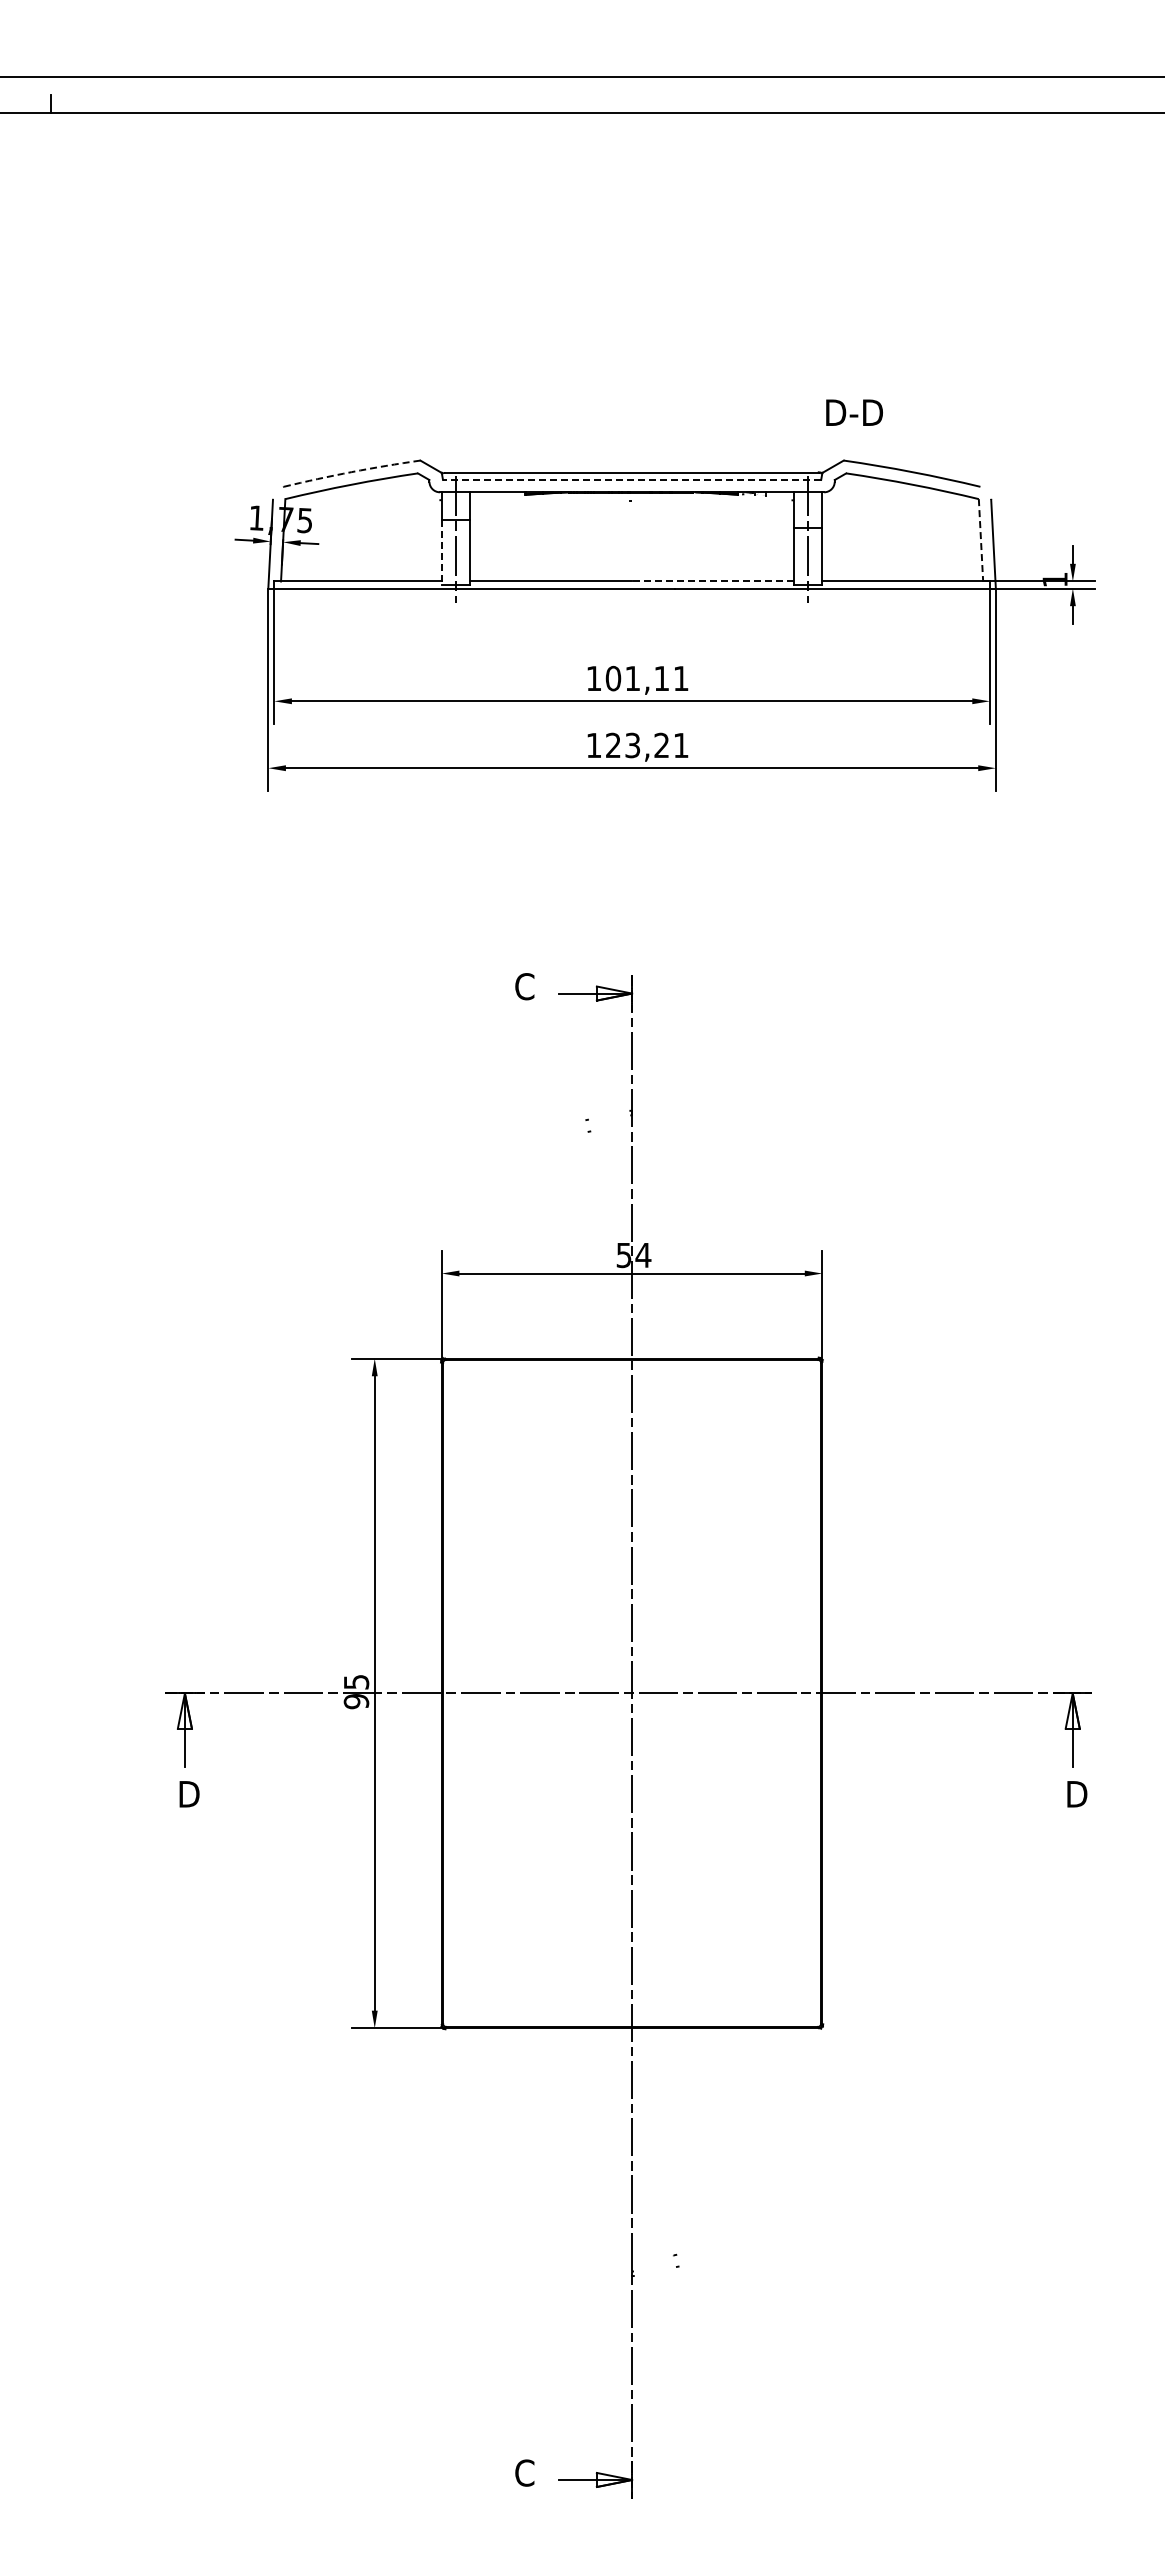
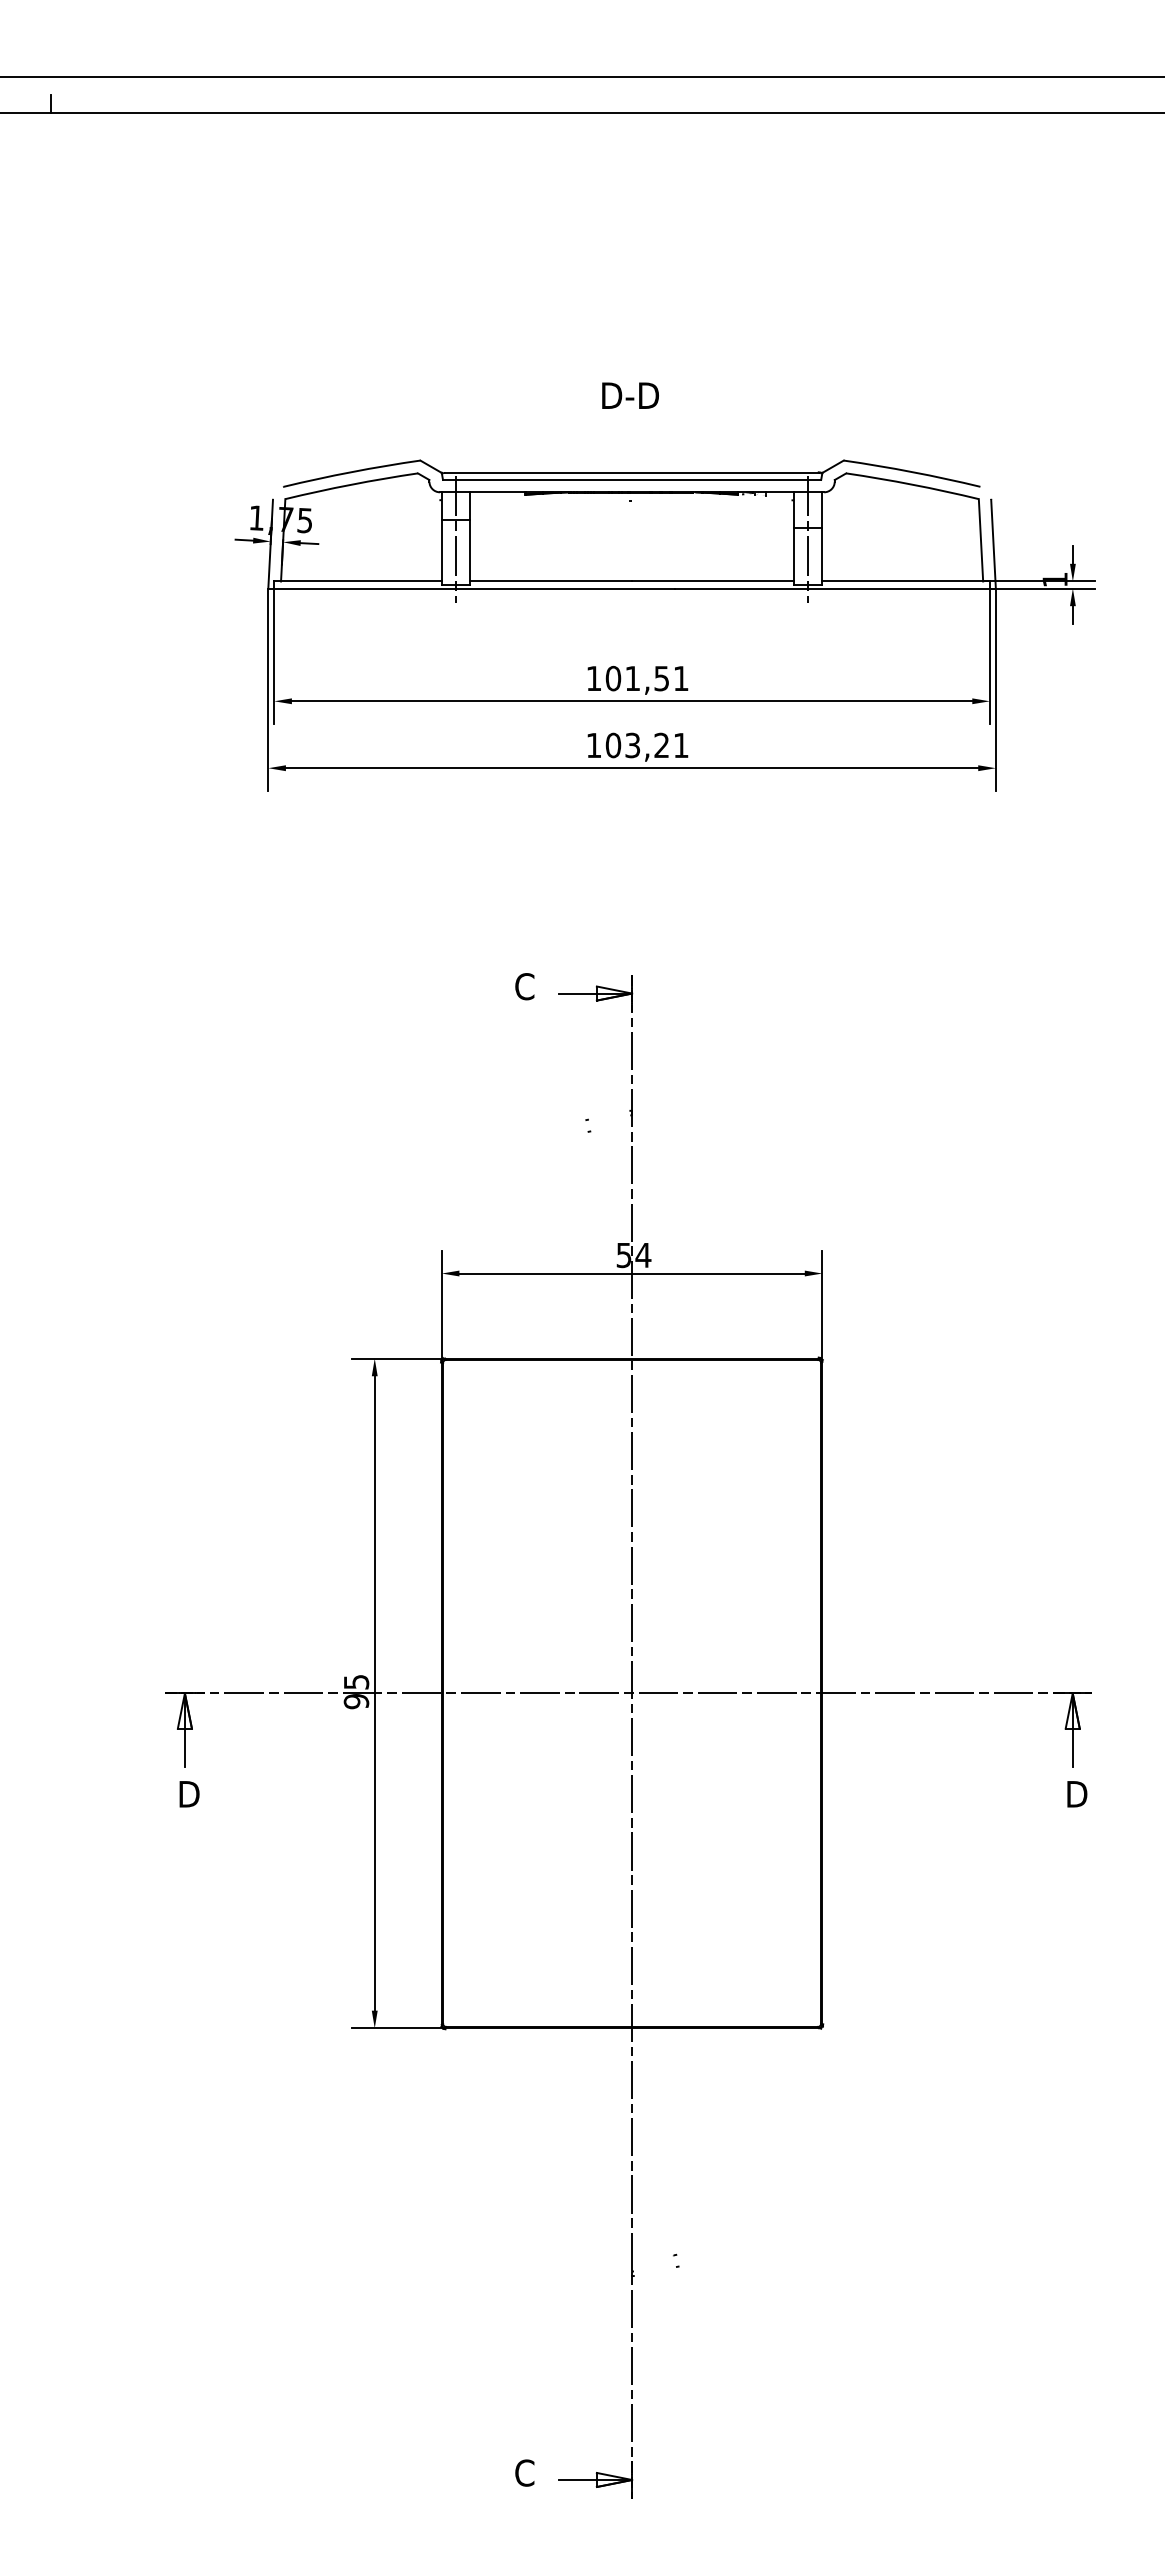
text position: (854, 412) -> (630, 395) (630, 395)
arc: dashed -> solid (351, 472)
line: dashed -> solid (631, 479)
line: dashed -> solid (981, 540)
line: dashed -> solid (441, 553)
line: dashed -> solid (712, 581)
text: 101,11 -> 101,51 (661, 678)
text: 123,21 -> 103,21 (613, 745)
